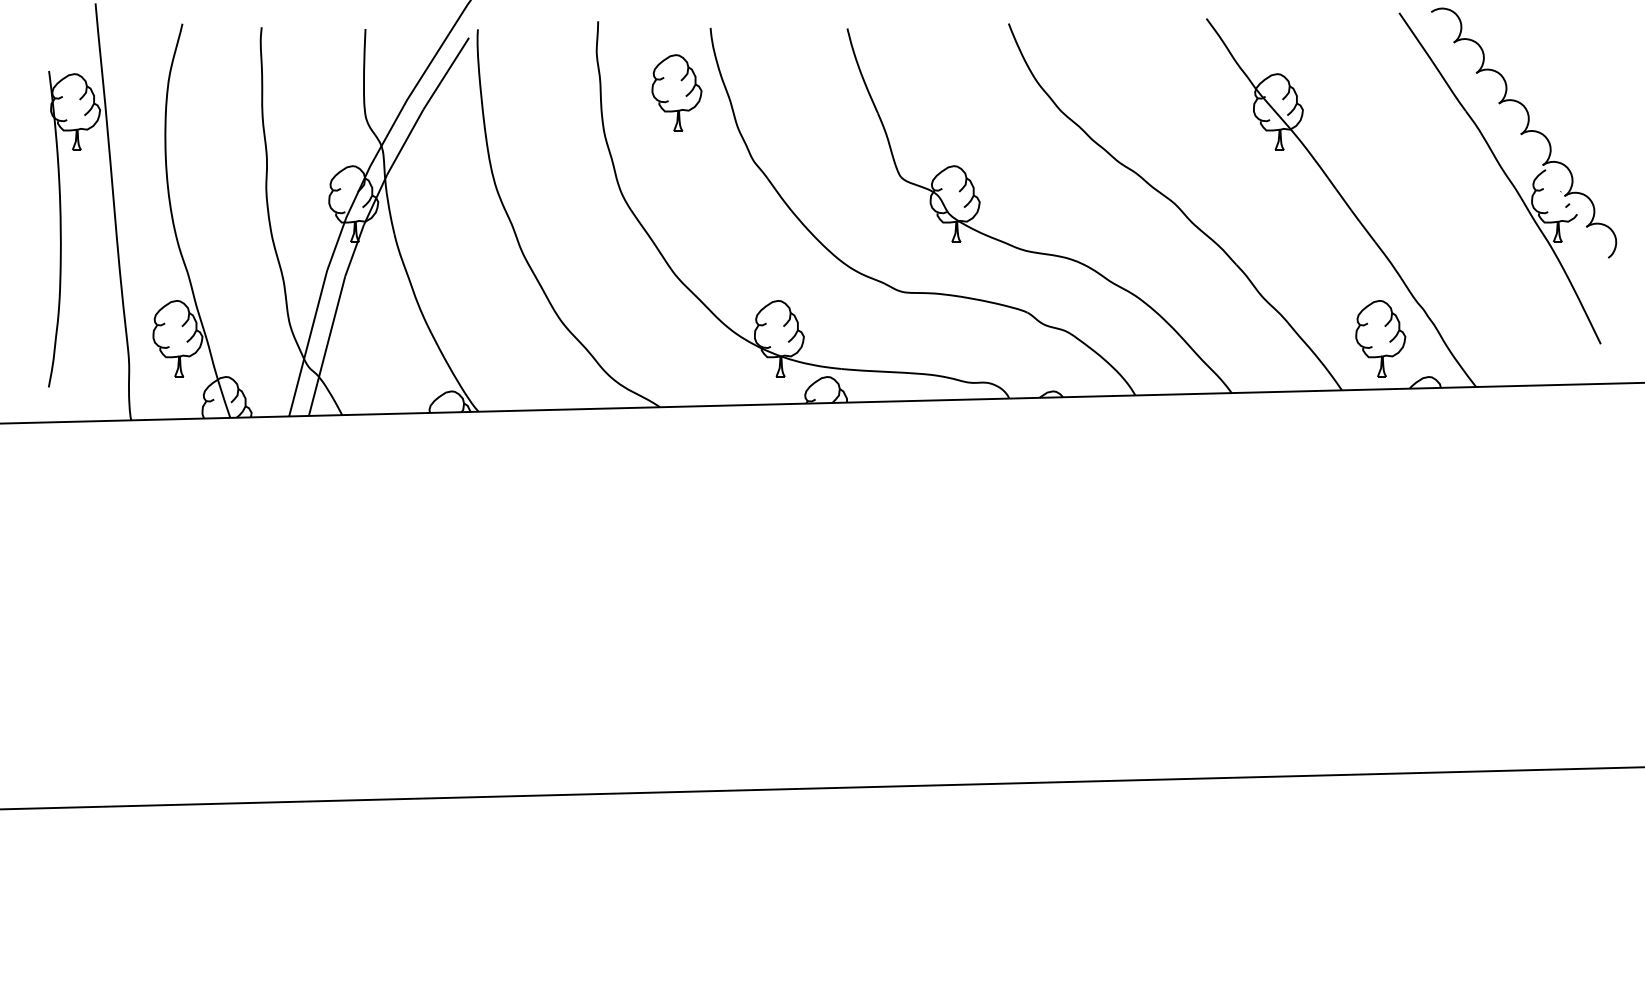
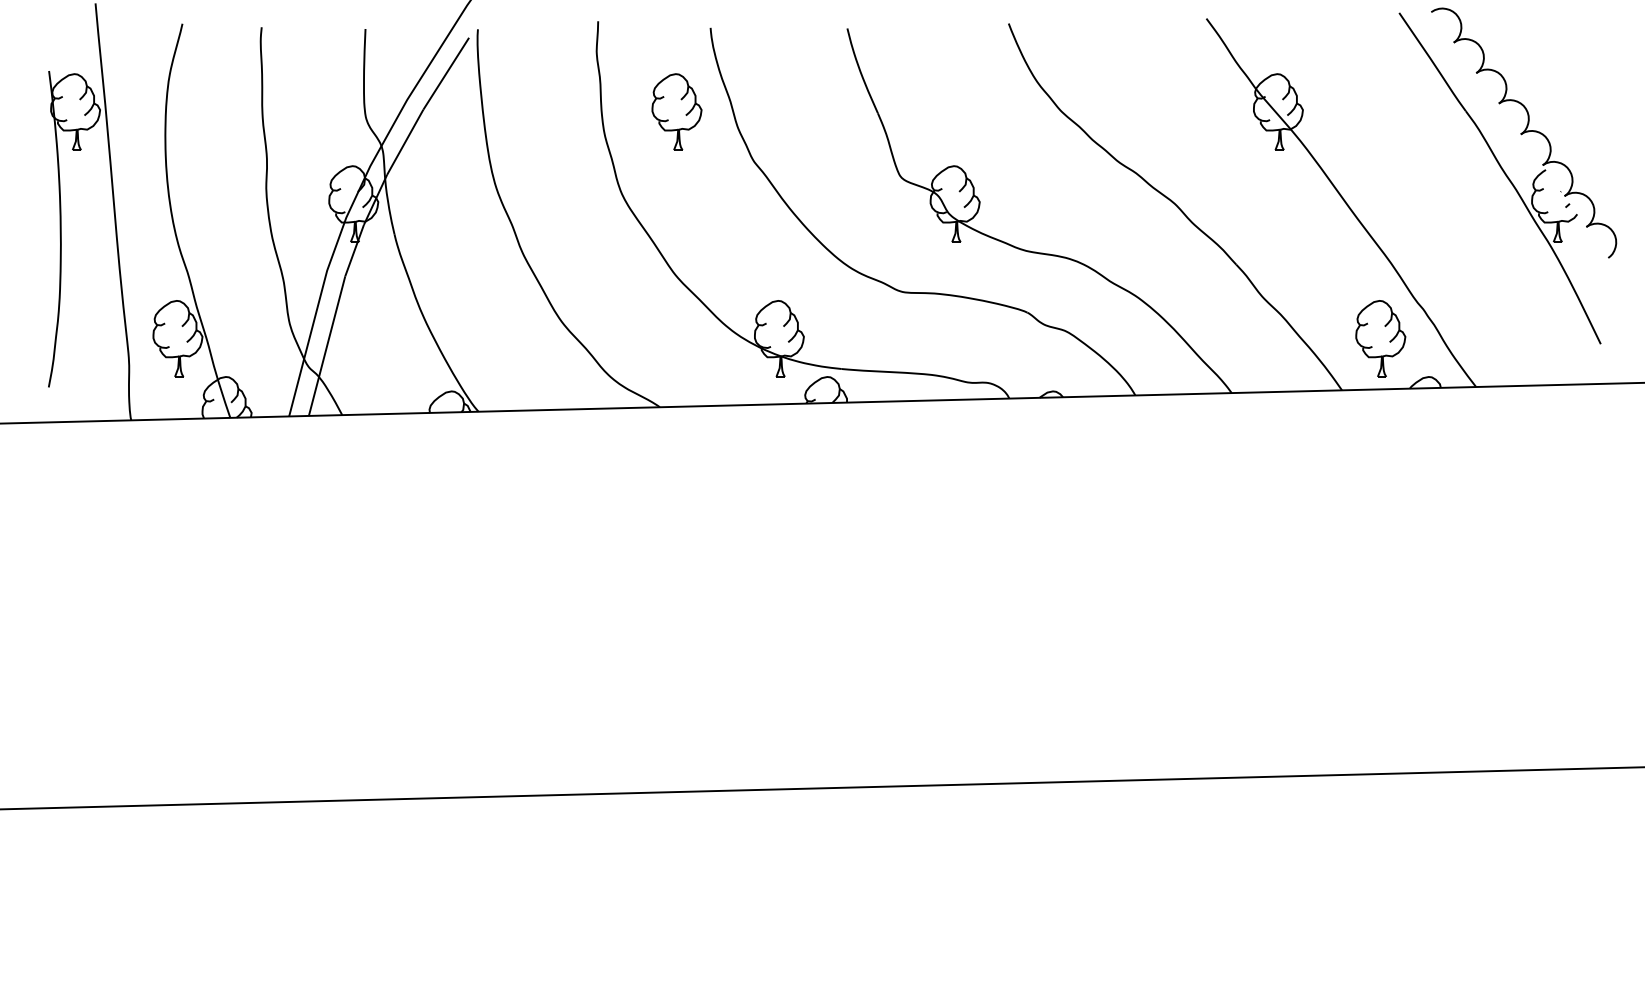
part position: (676, 92) -> (676, 111) (676, 111)
